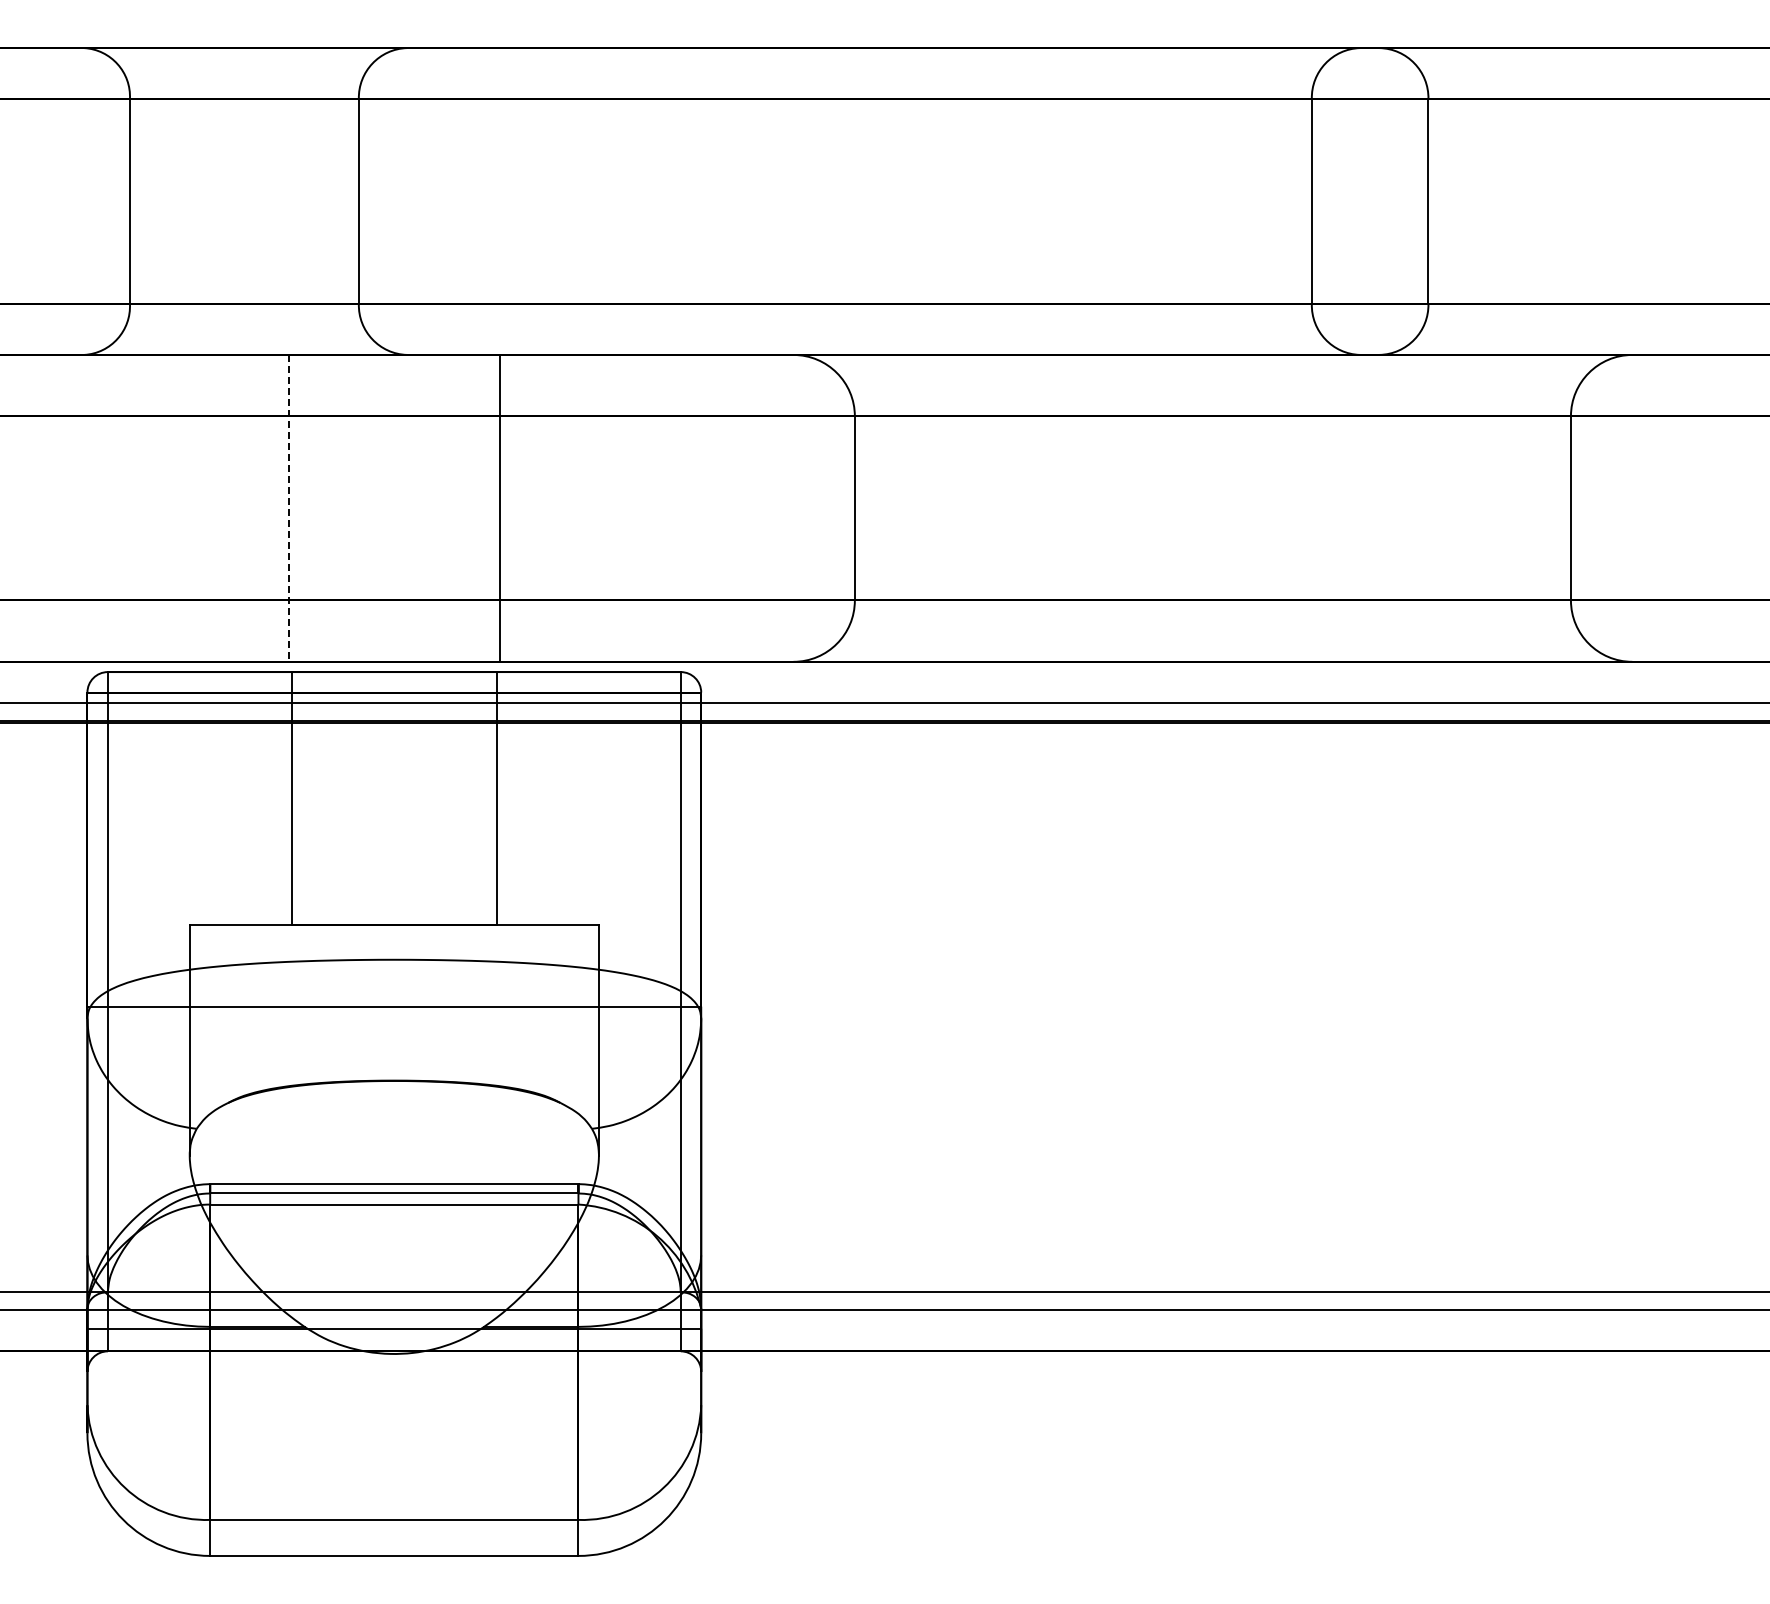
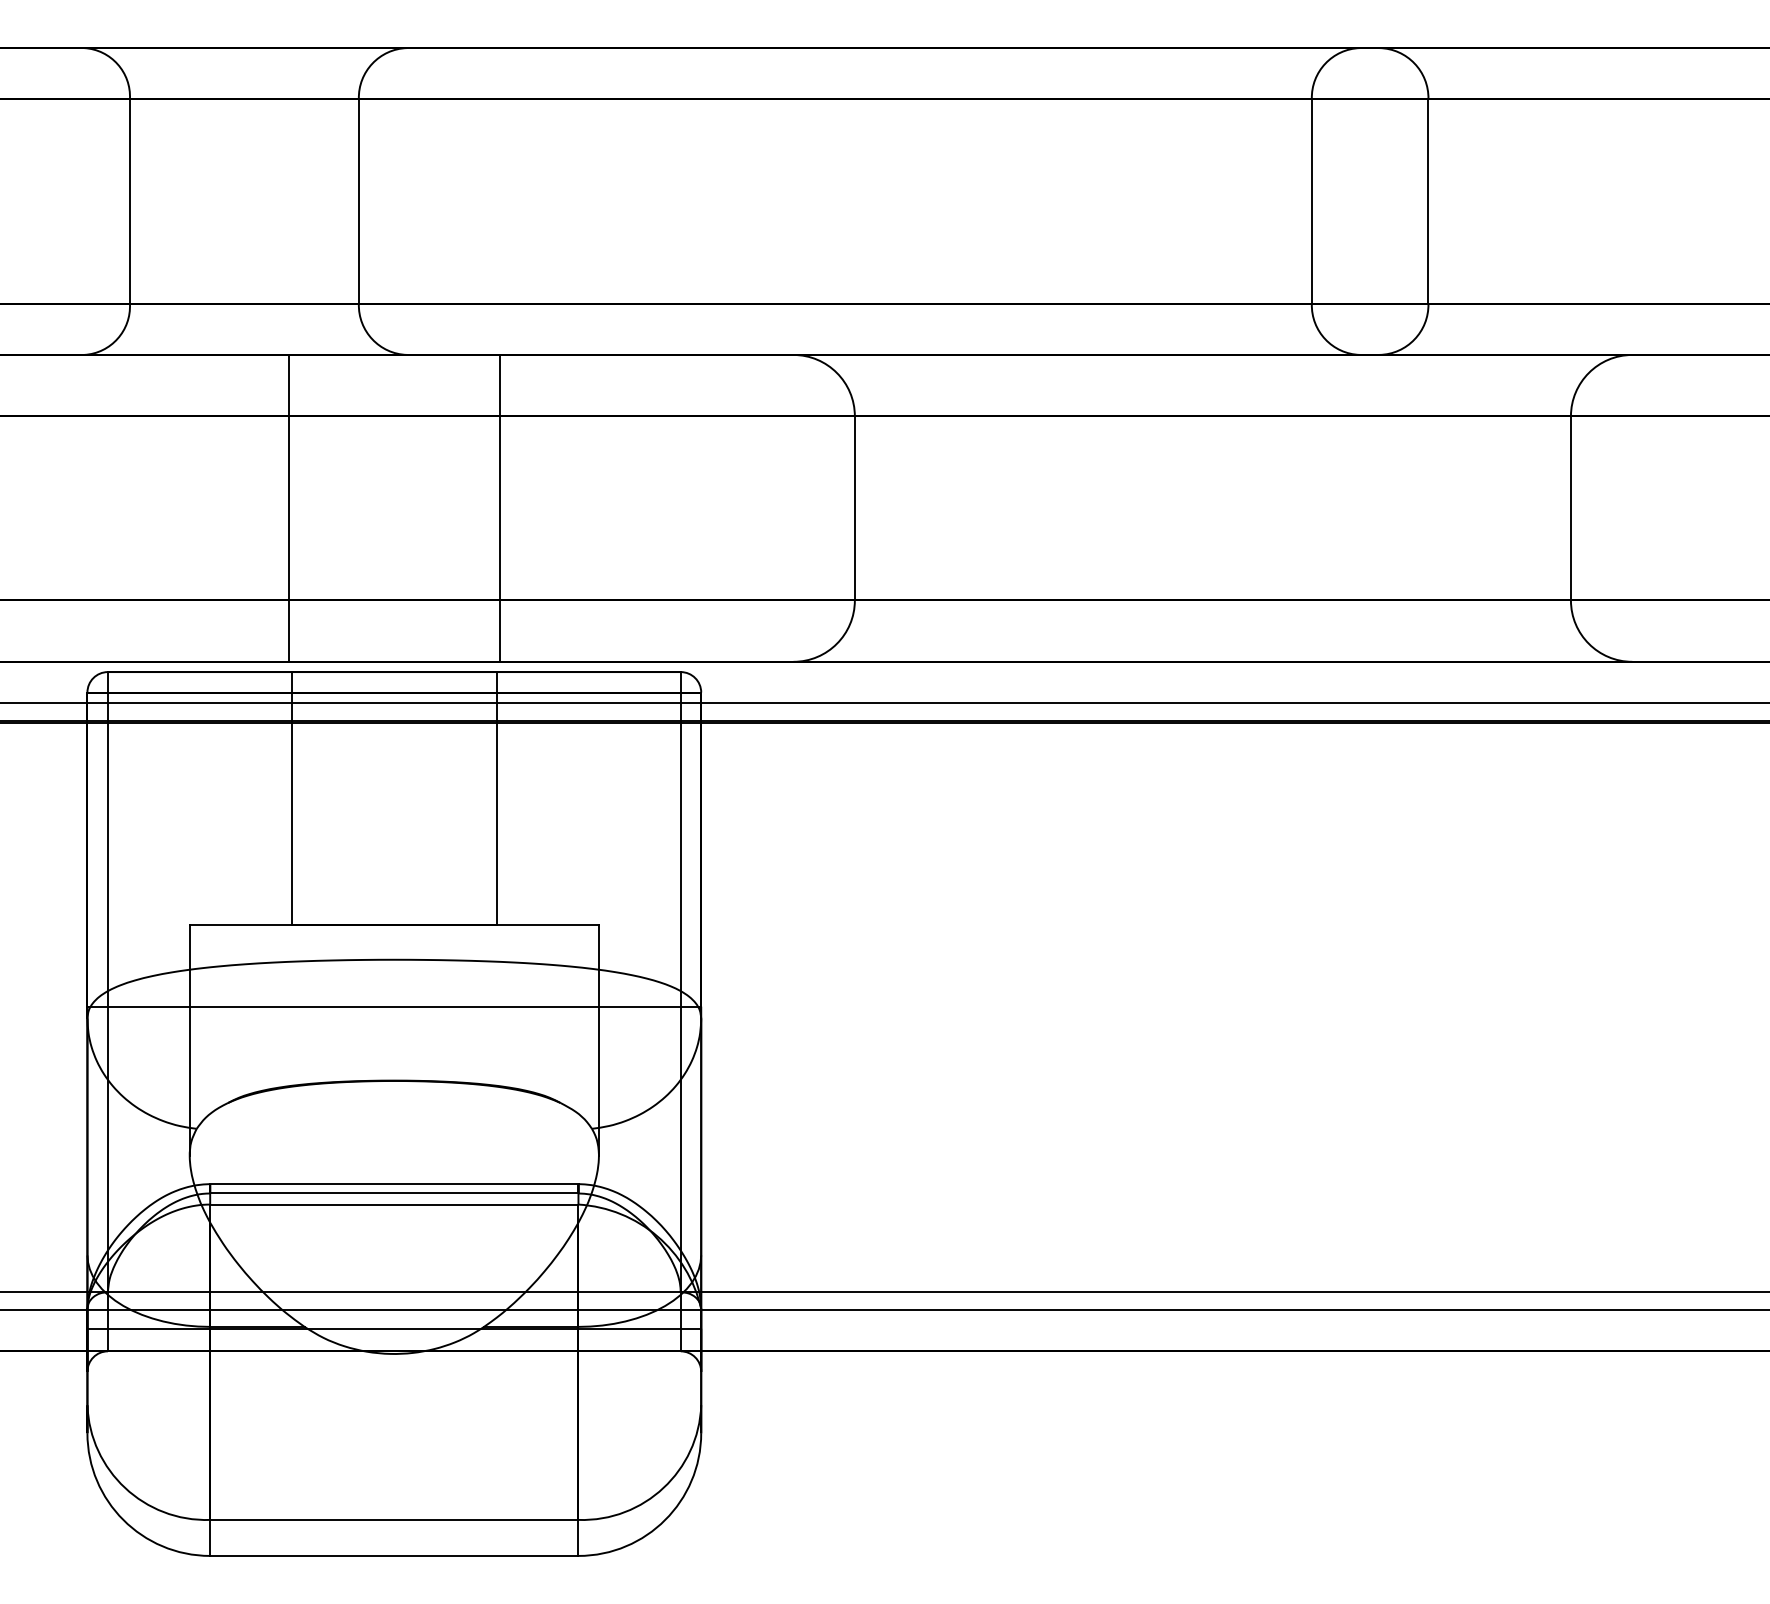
line: dashed -> solid (288, 508)
